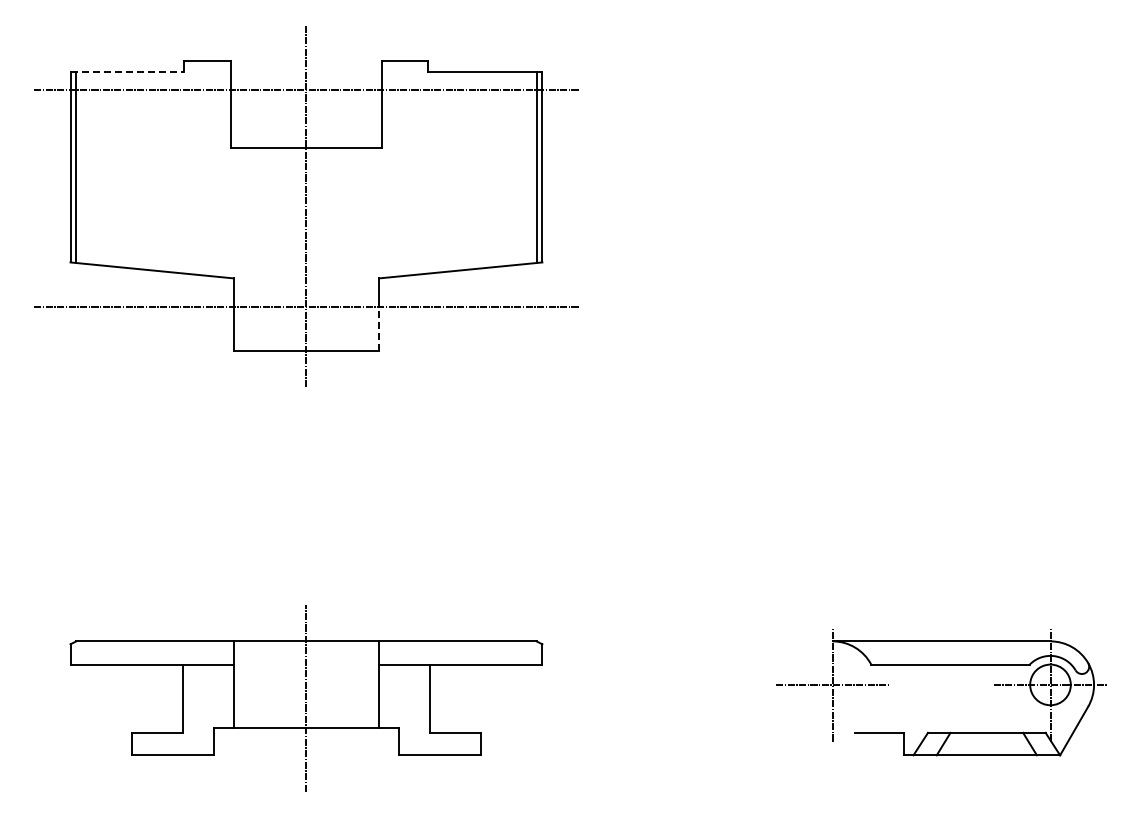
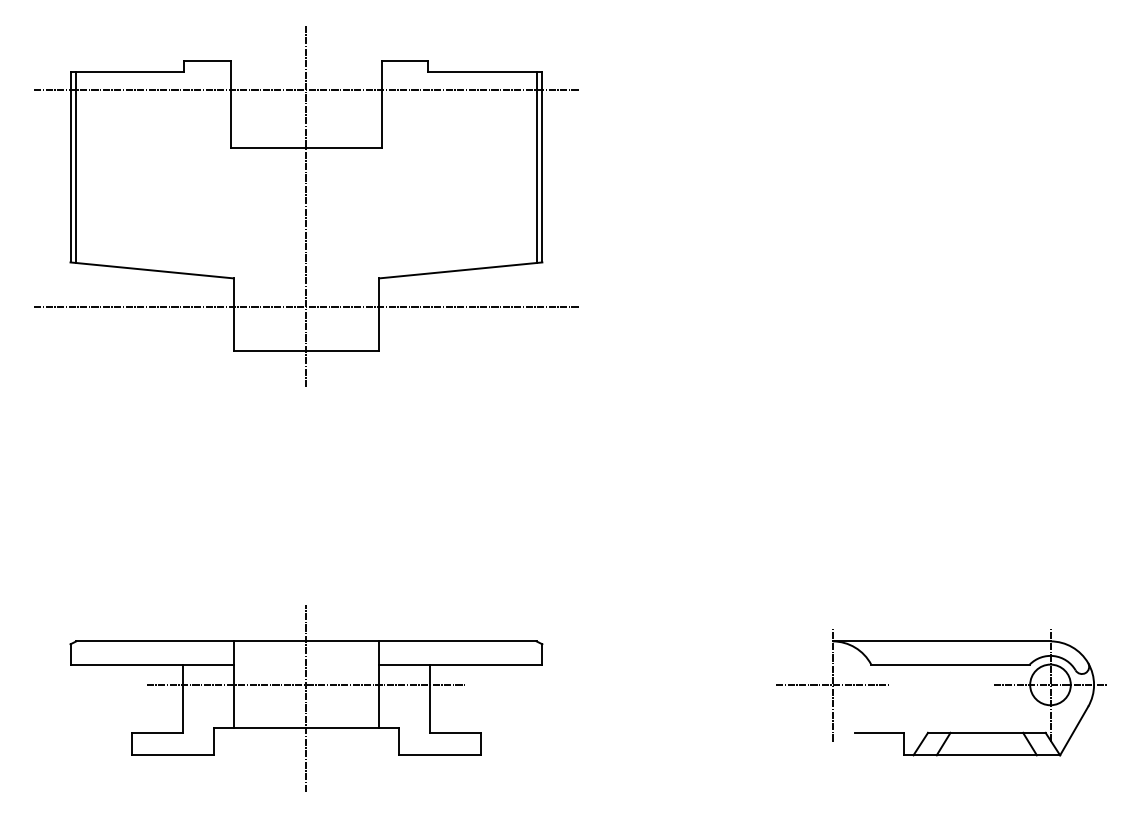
line: dashed -> solid (127, 72)
line: dashed -> solid (379, 329)
line: none -> present (306, 684)
